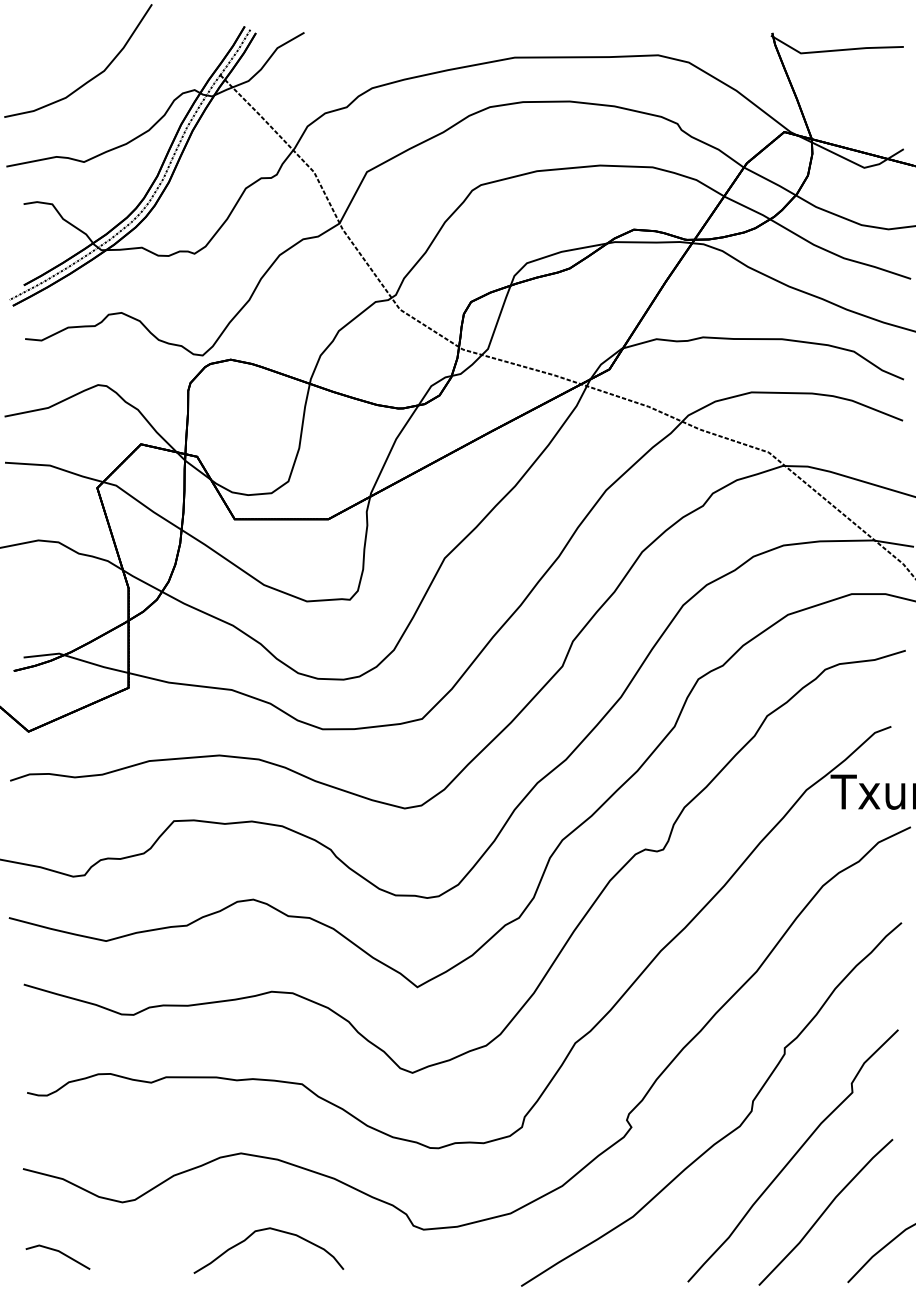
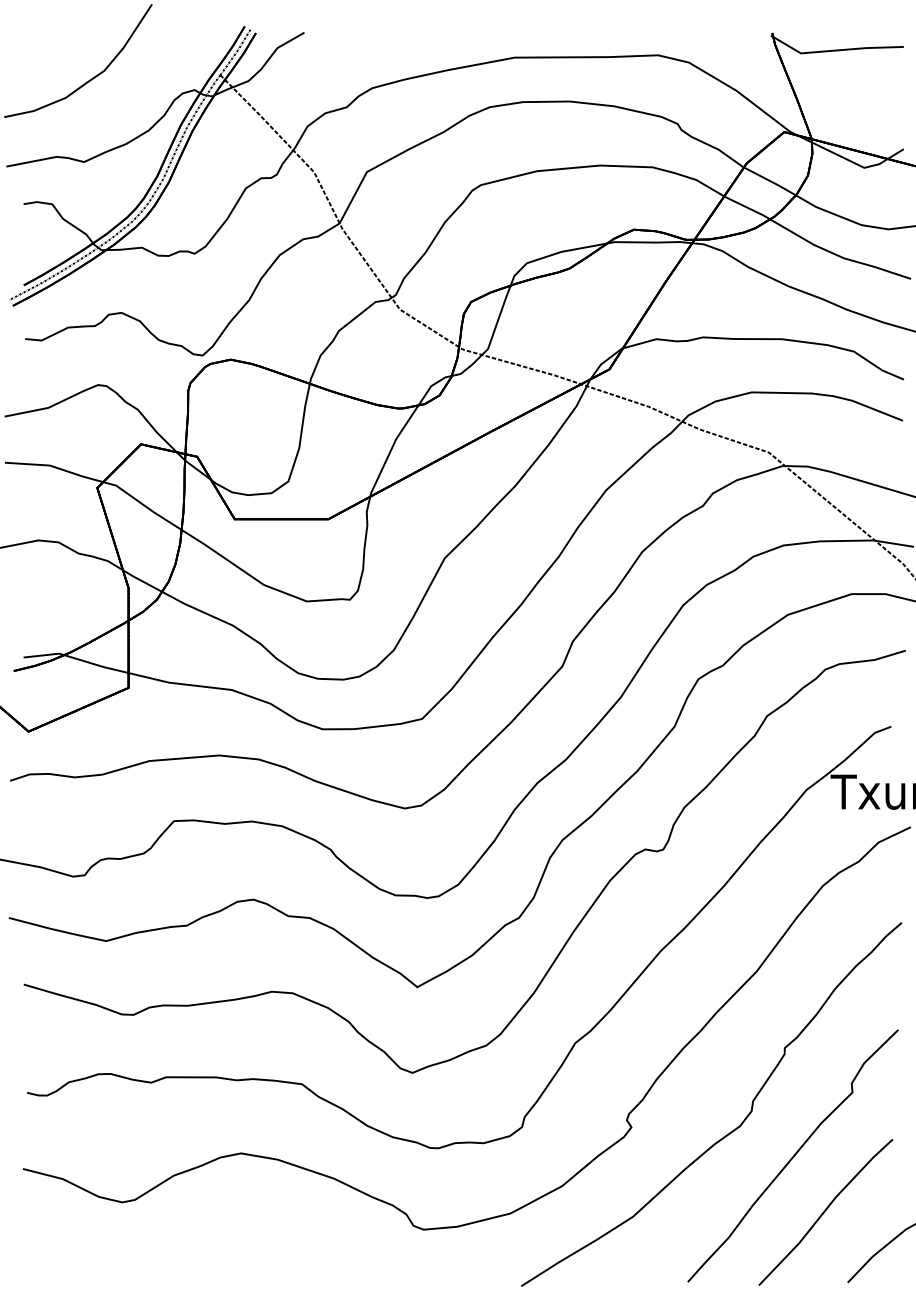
curve: present -> none (265, 1230)
line: present -> none (58, 1252)
